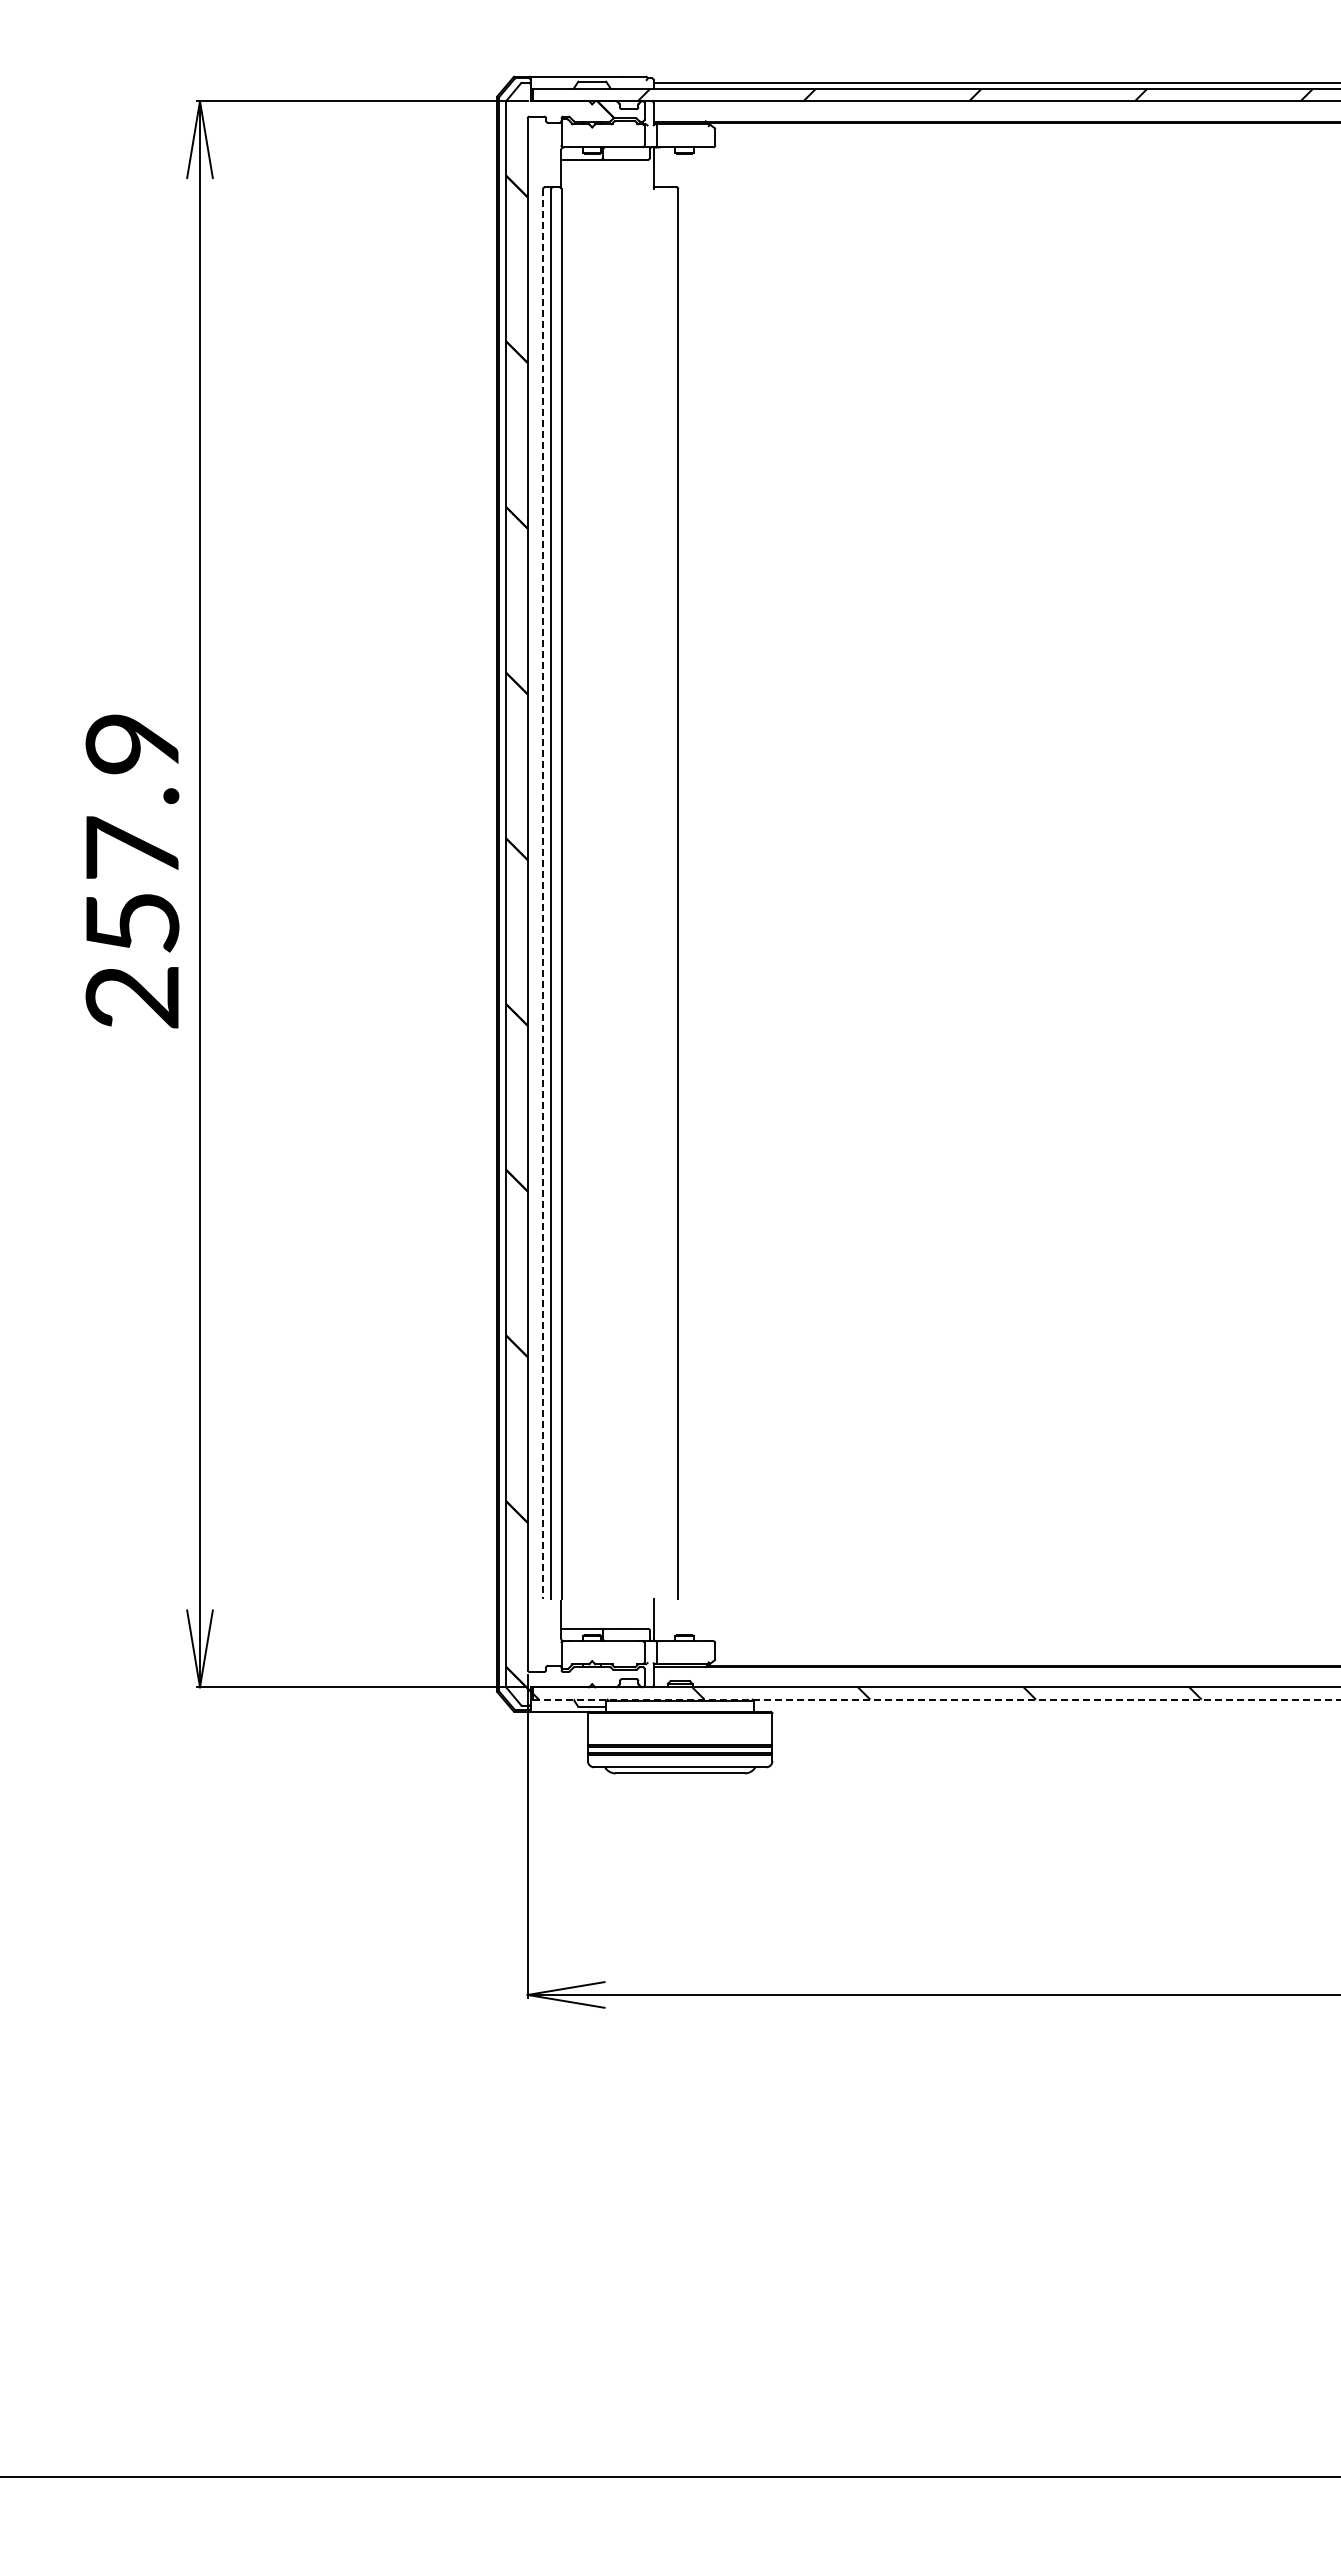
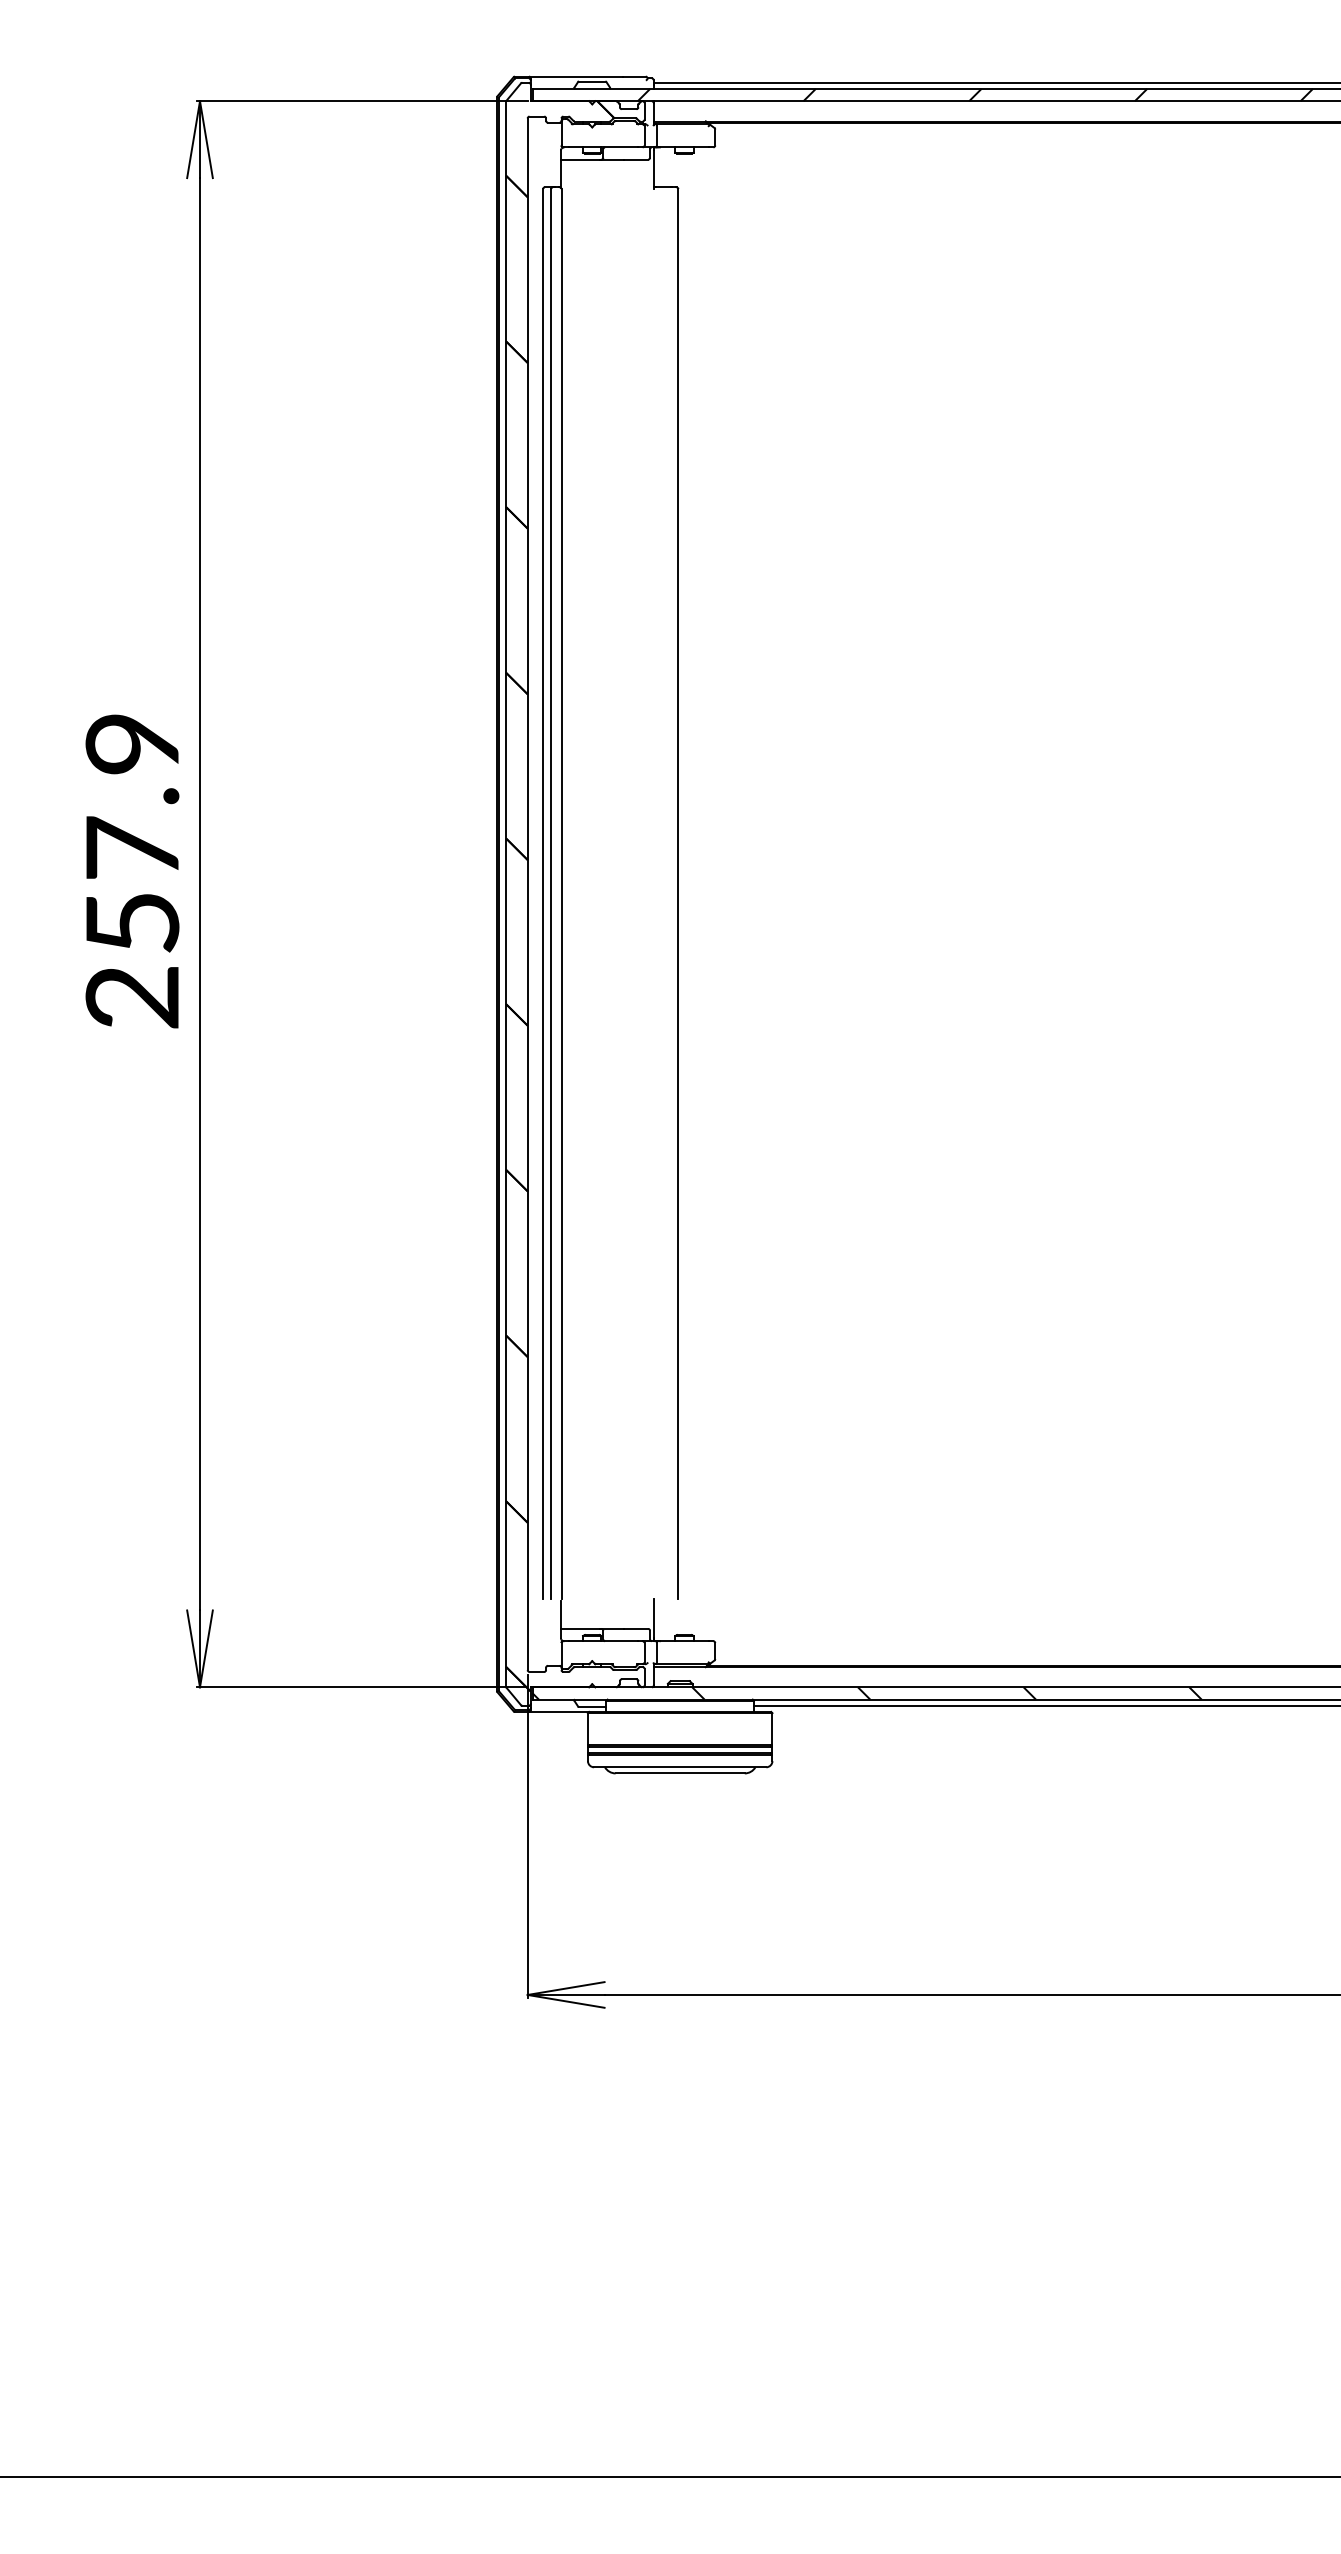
line: dashed -> solid (543, 894)
line: dashed -> solid (936, 1699)
line: none -> present (1045, 1705)
